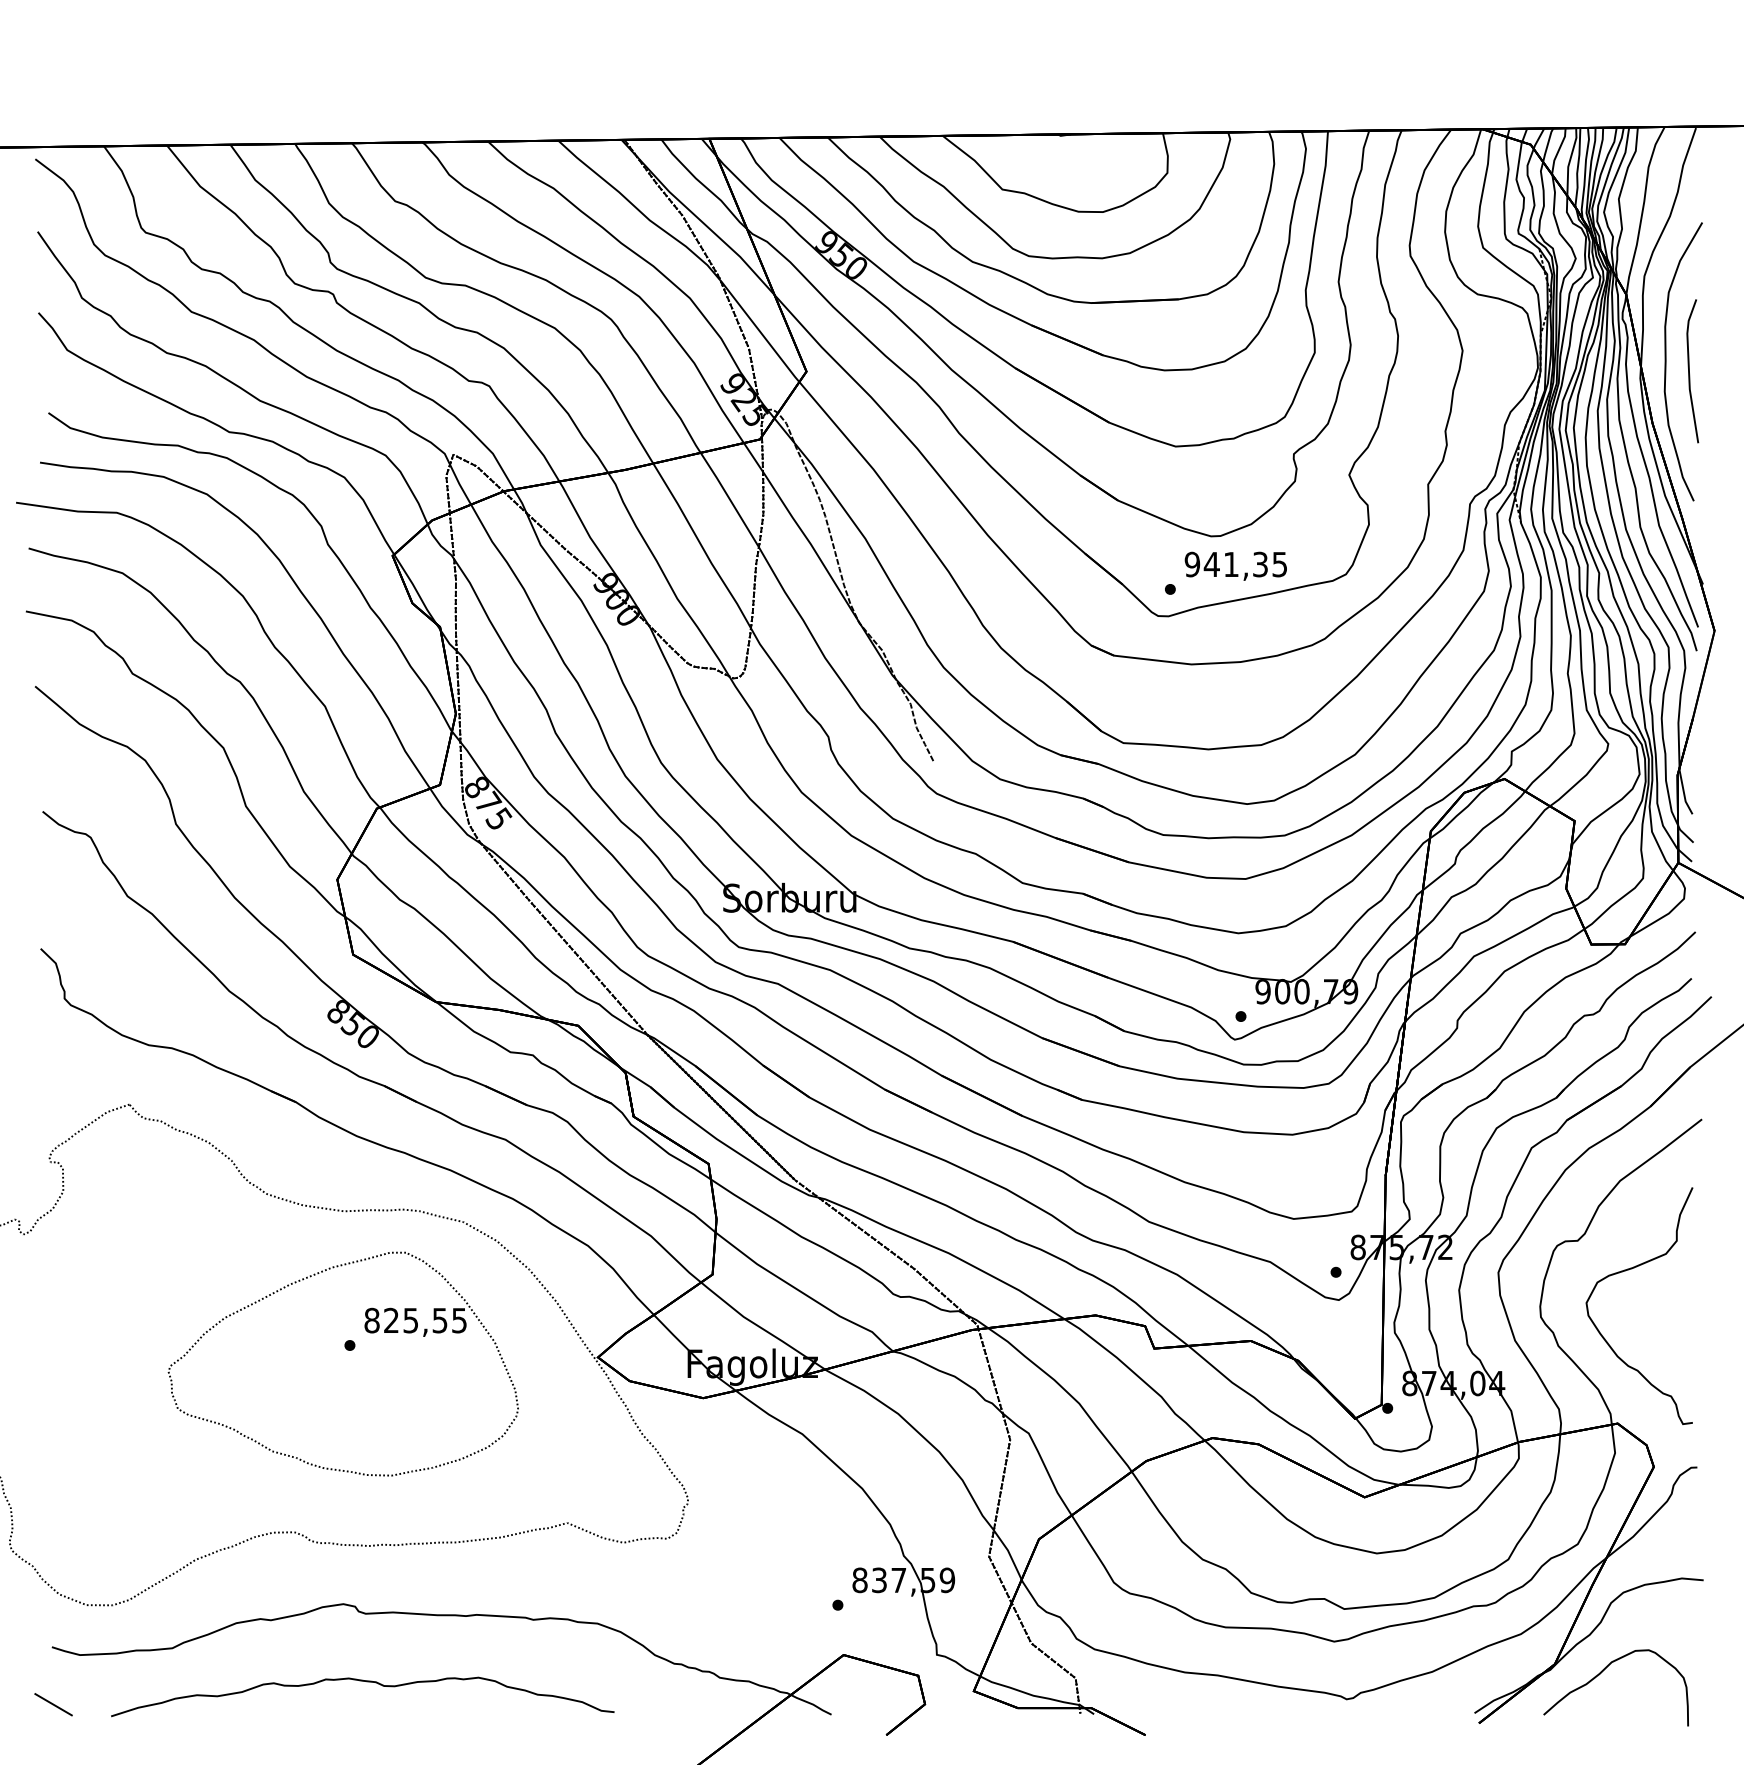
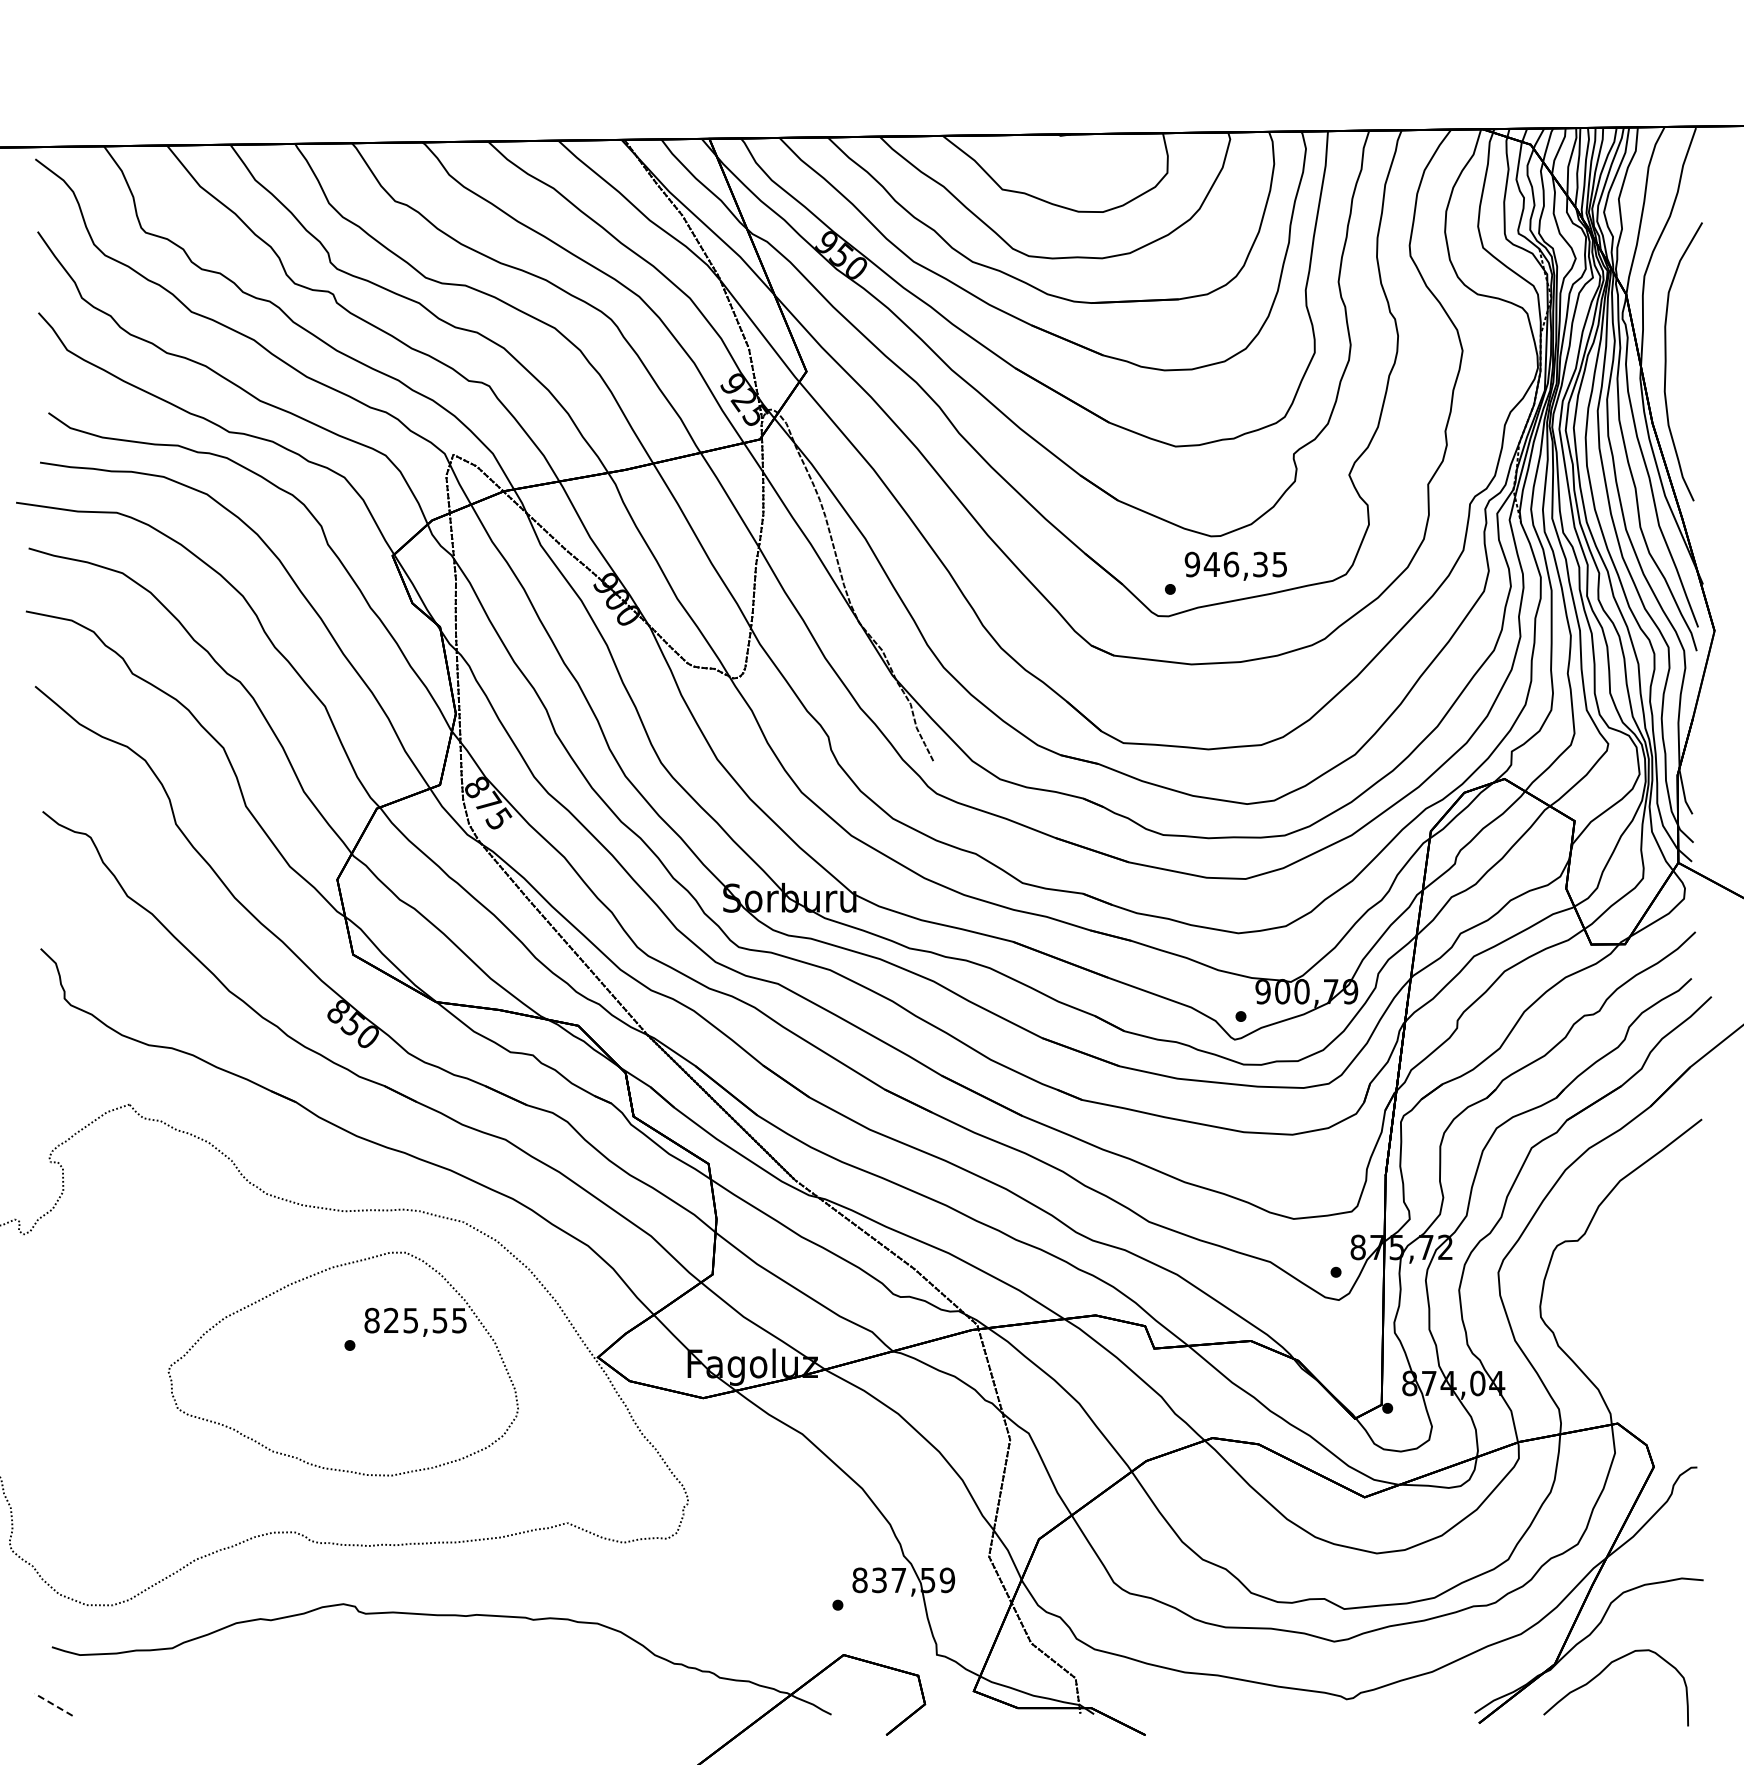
line: present -> none (1689, 371)
text: 941,35 -> 946,35 (1231, 564)
curve: present -> none (1628, 1270)
curve: present -> none (366, 1682)
line: solid -> dashed (53, 1704)
